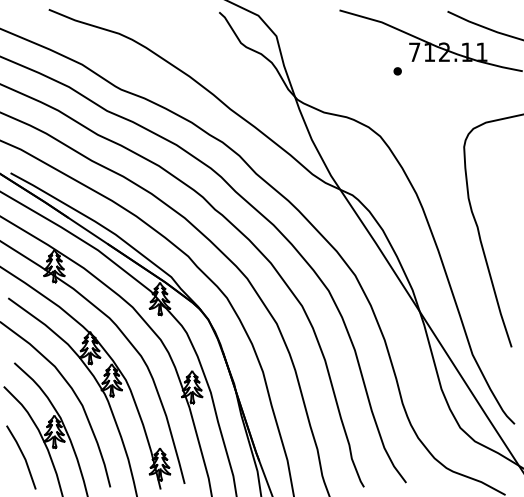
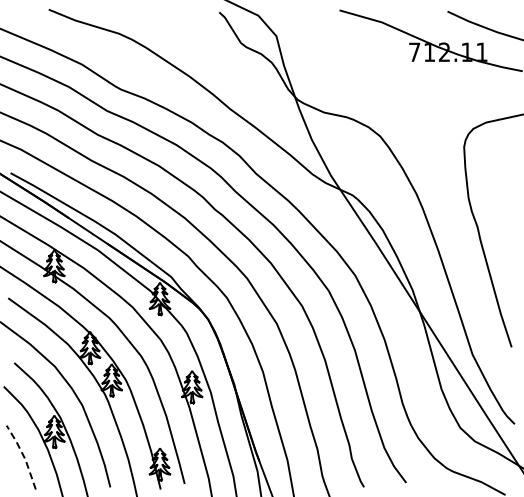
part: present -> none (397, 71)
line: solid -> dashed (23, 456)
